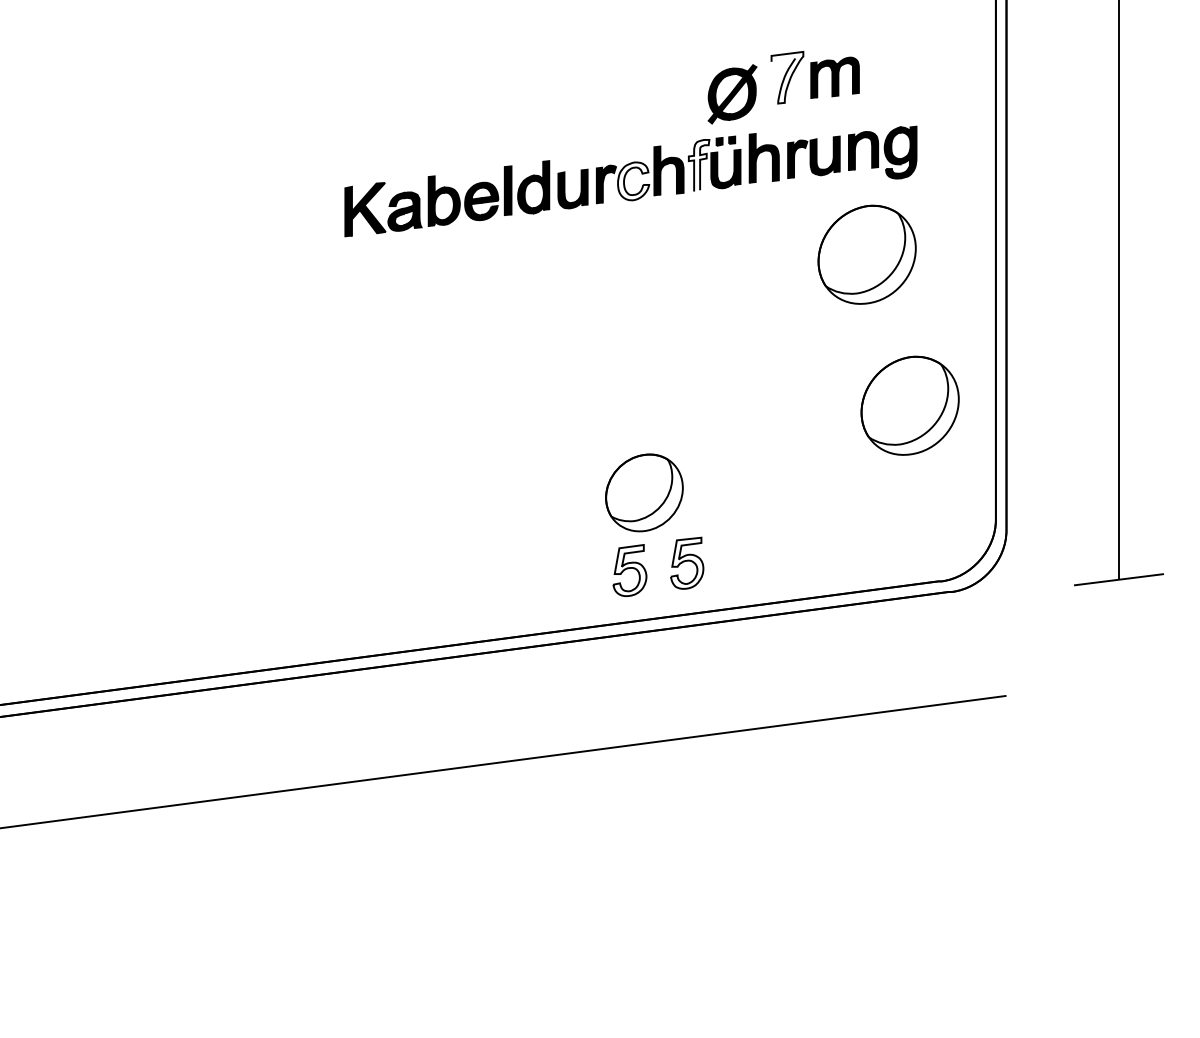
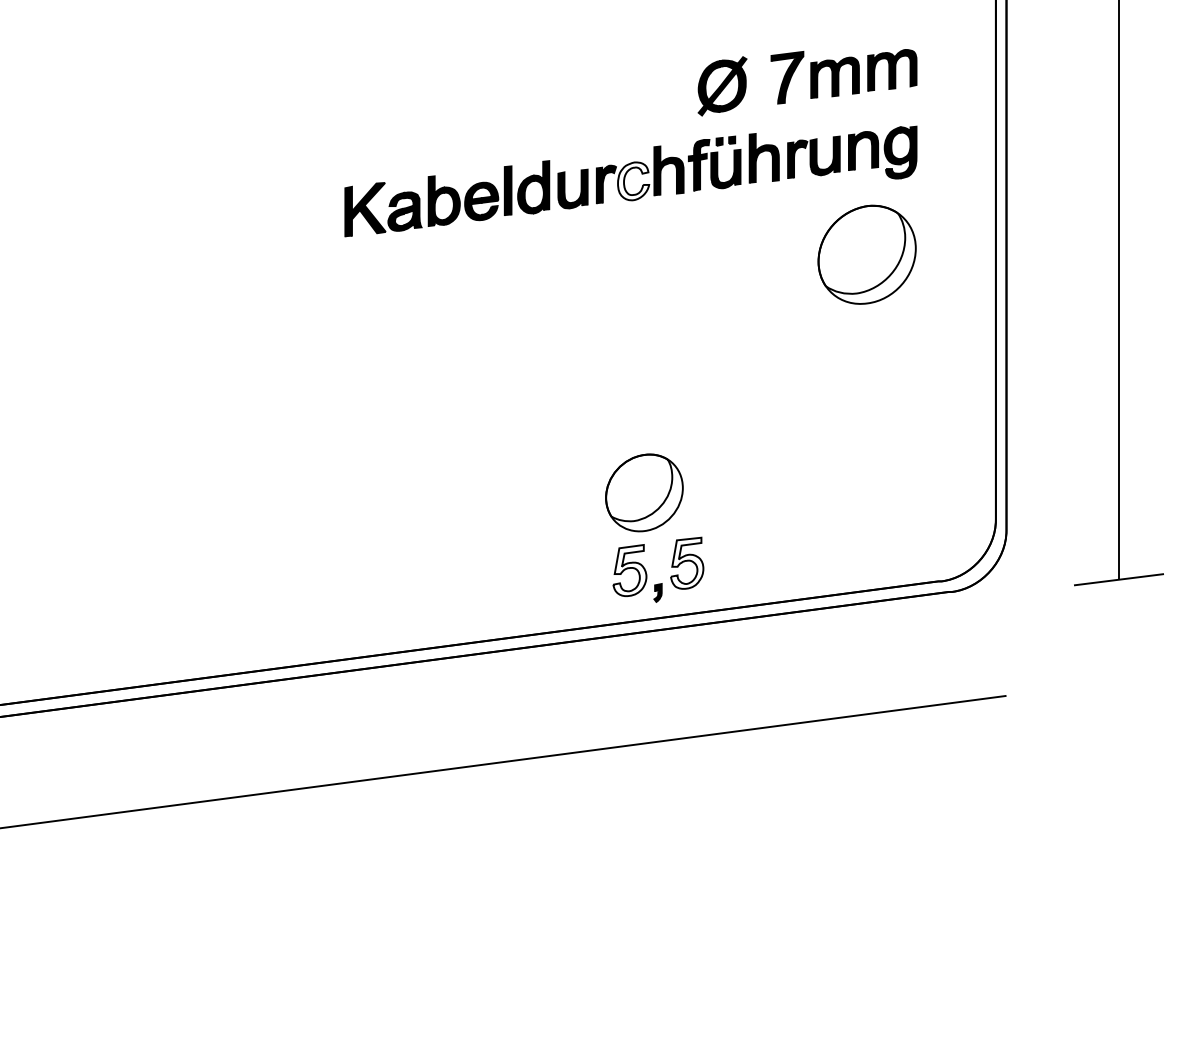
part: none -> present (892, 70)
fill: none -> present (787, 77)
part position: (732, 94) -> (722, 86) (722, 86)
fill: none -> present (698, 165)
part: present -> none (909, 405)
part: none -> present (657, 592)
